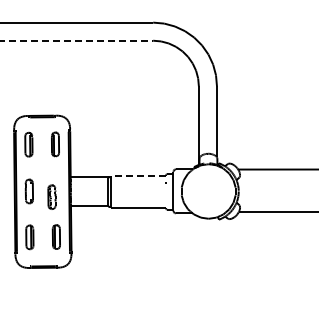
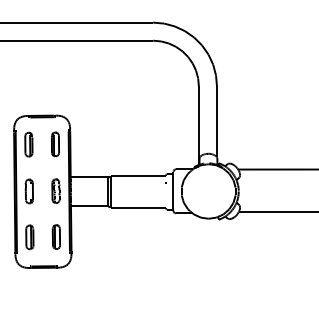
line: dashed -> solid (77, 40)
line: dashed -> solid (138, 175)
part position: (51, 196) -> (55, 190) (55, 190)
